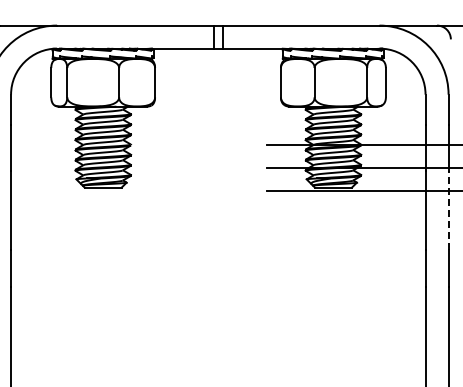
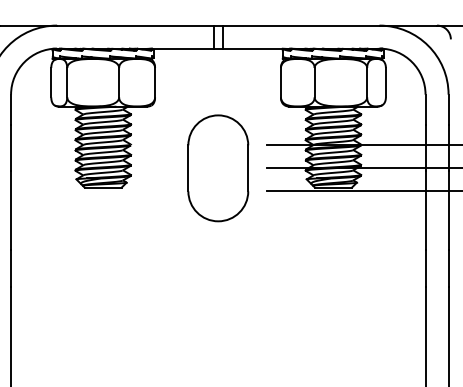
part: none -> present (218, 168)
line: dashed -> solid (448, 210)
